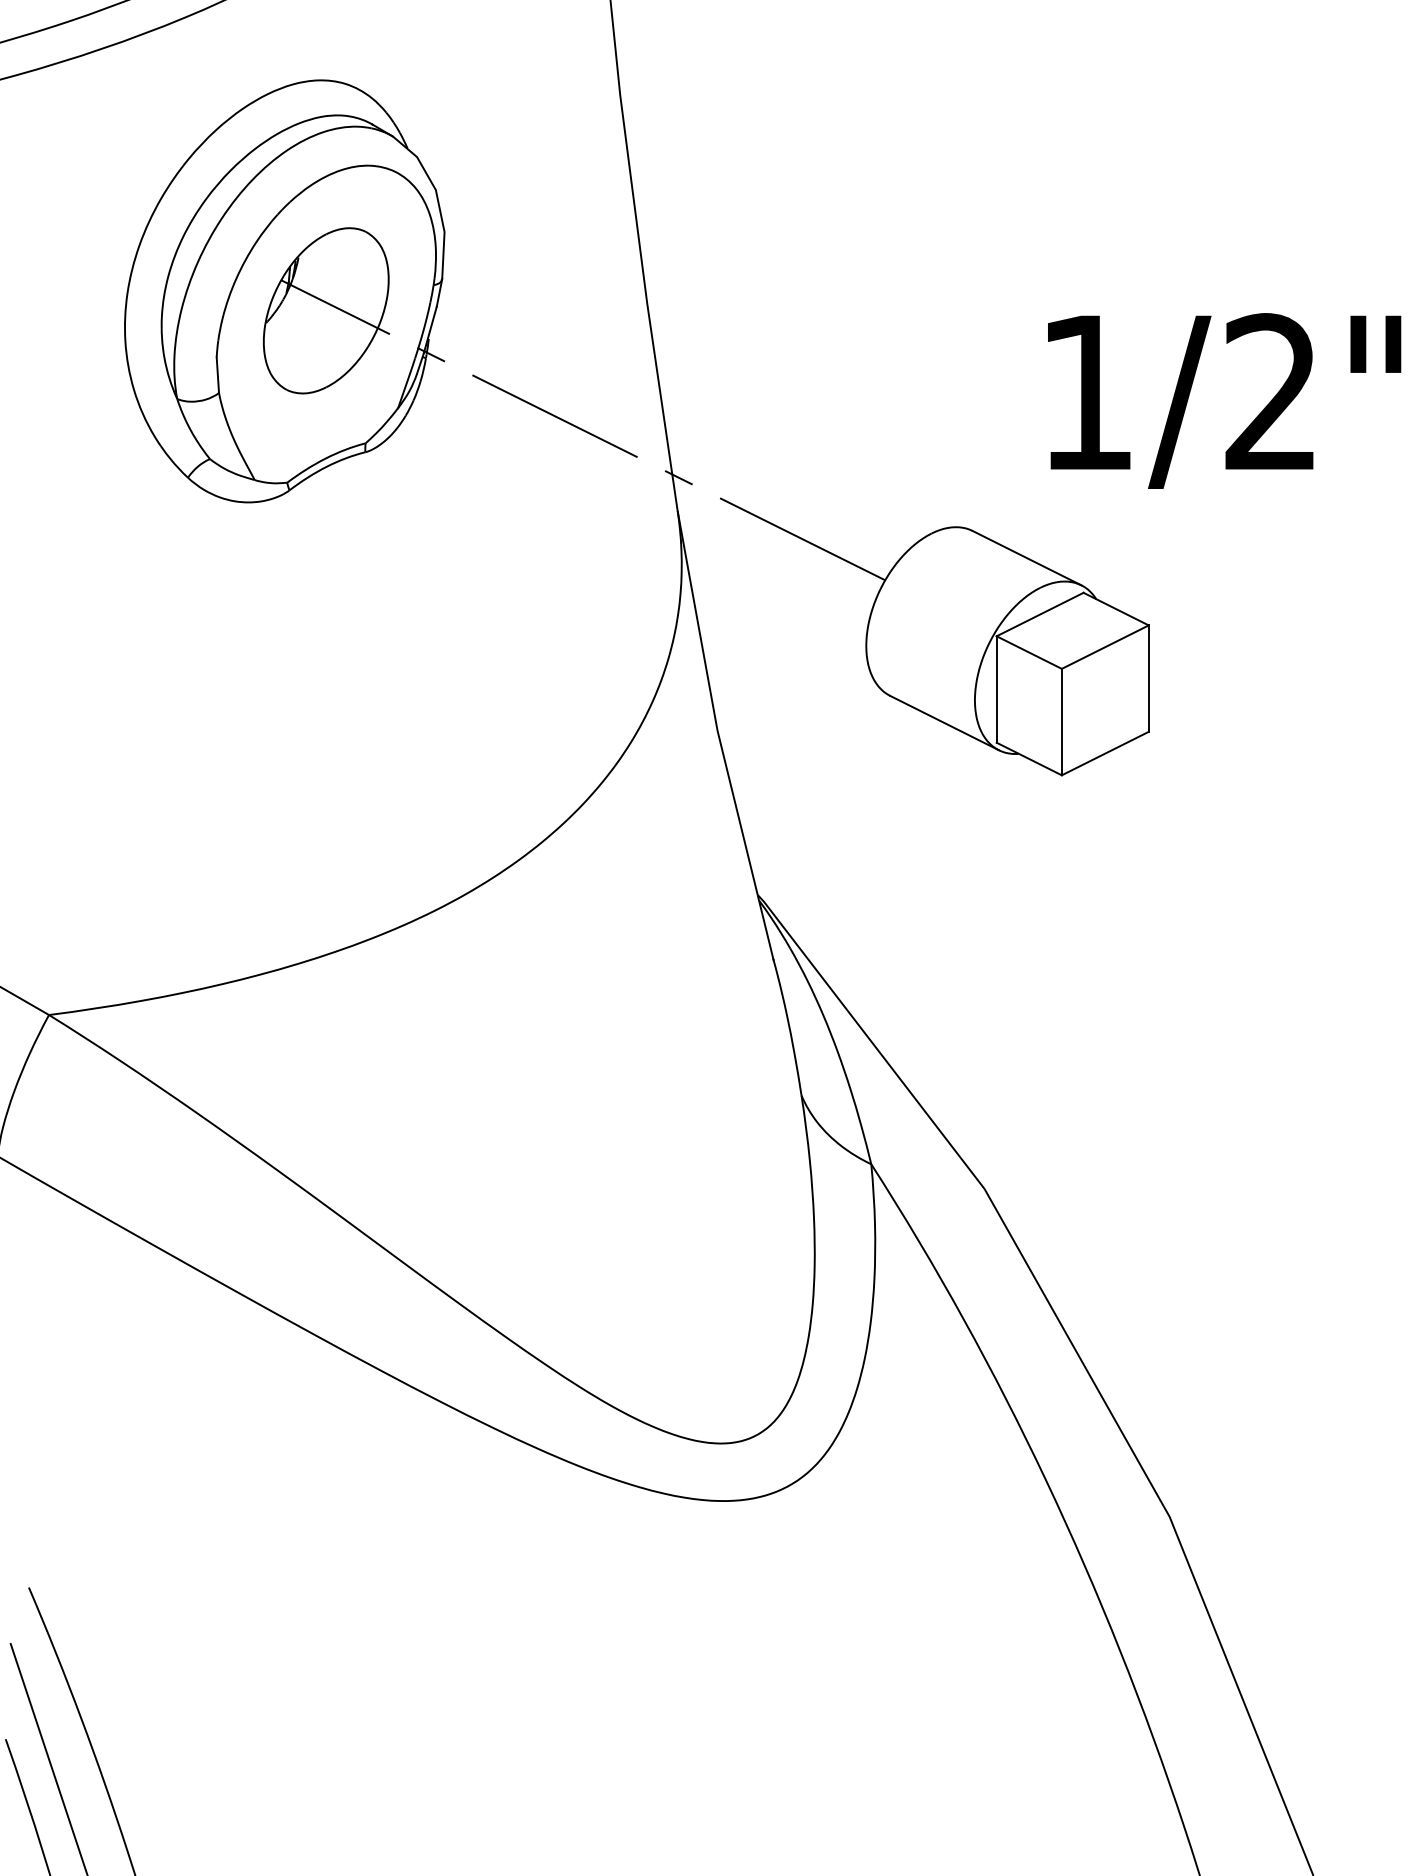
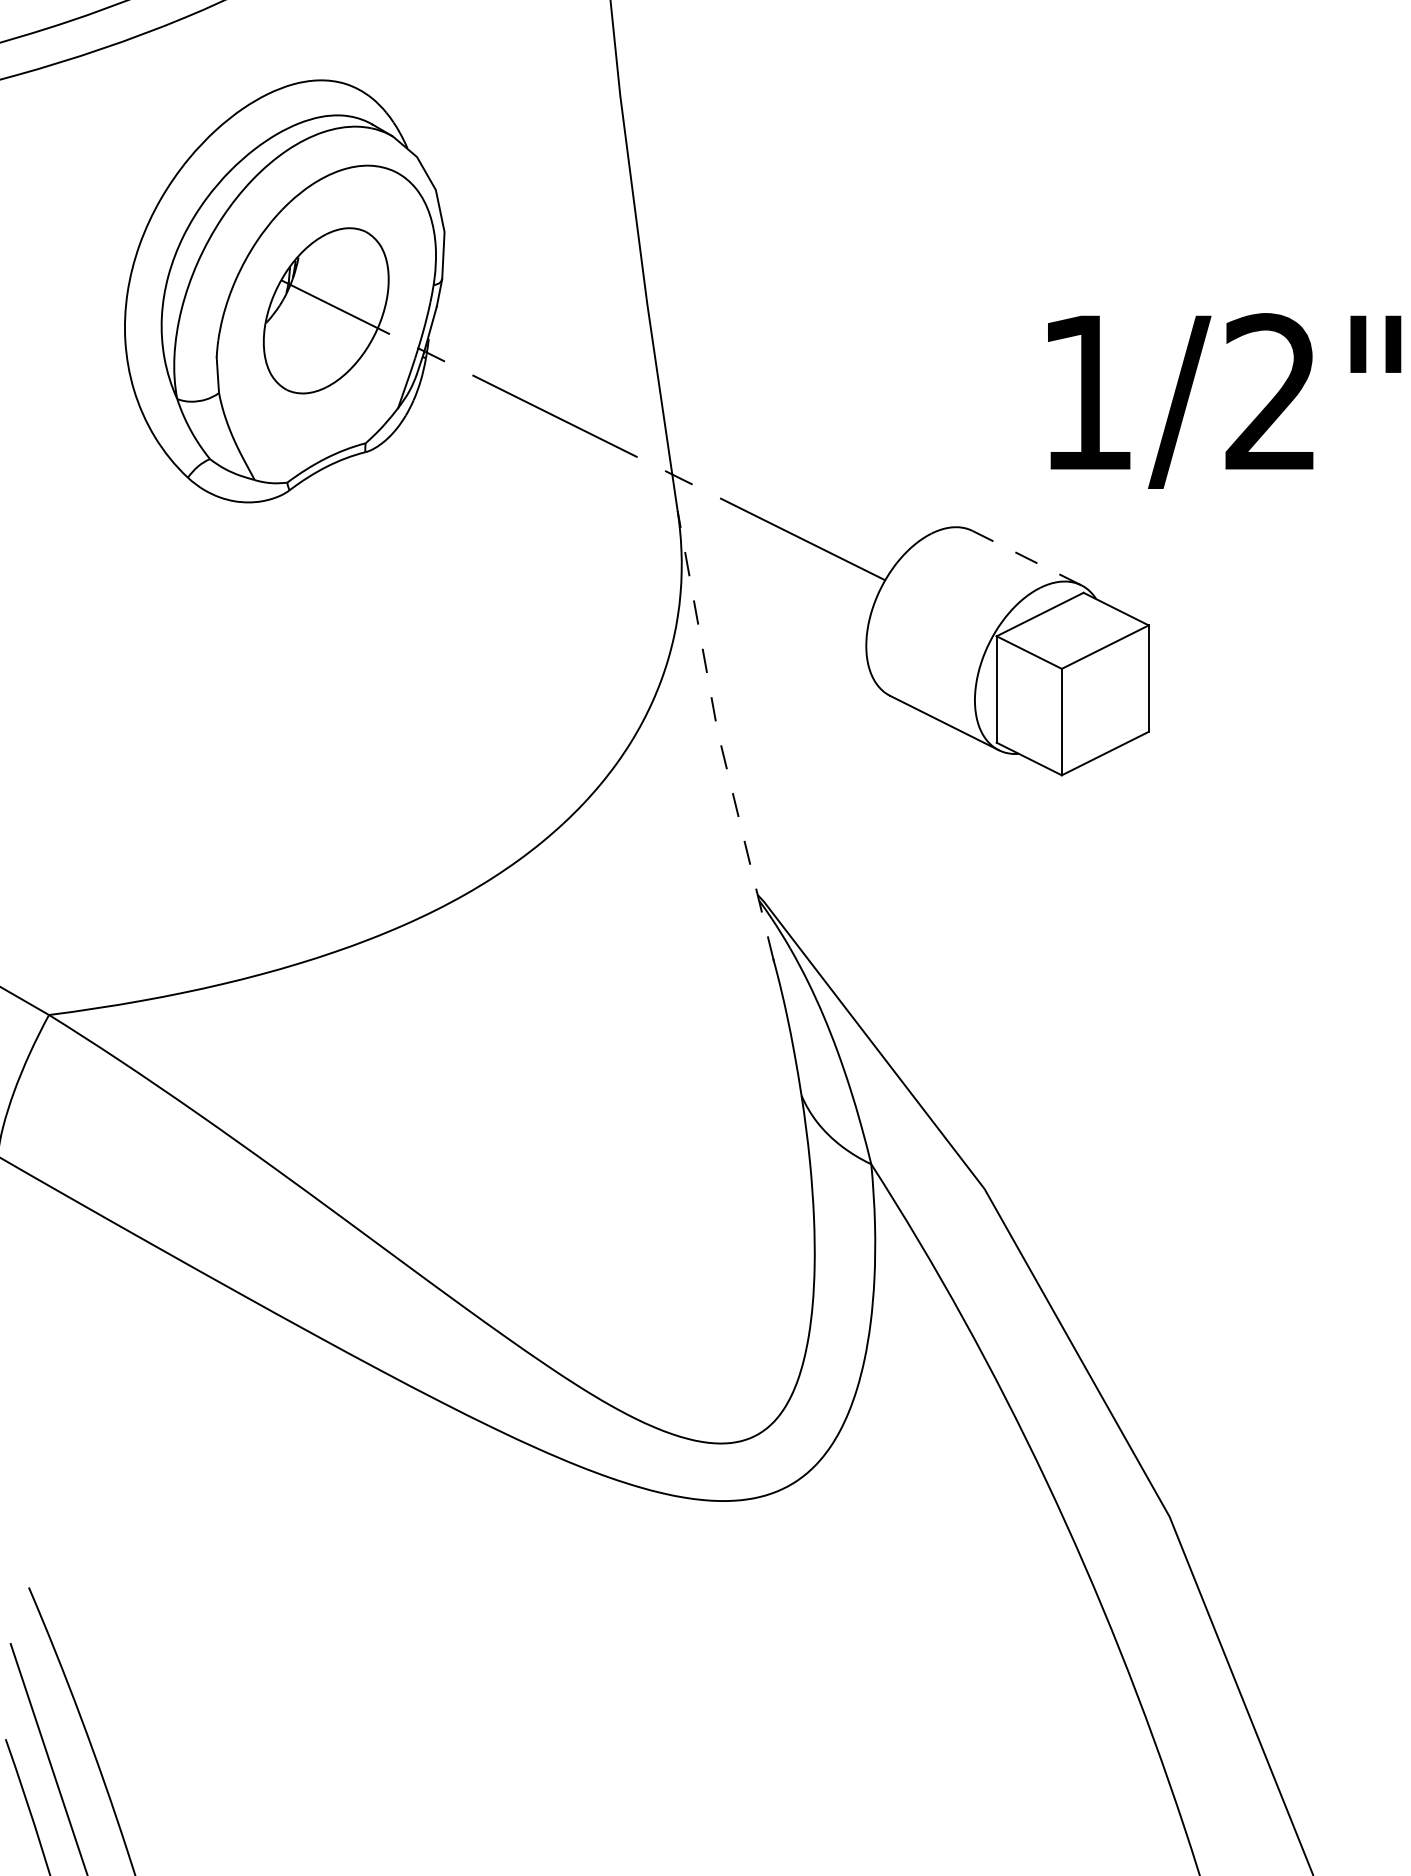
line: solid -> dashed (1027, 558)
line: solid -> dashed (718, 736)
